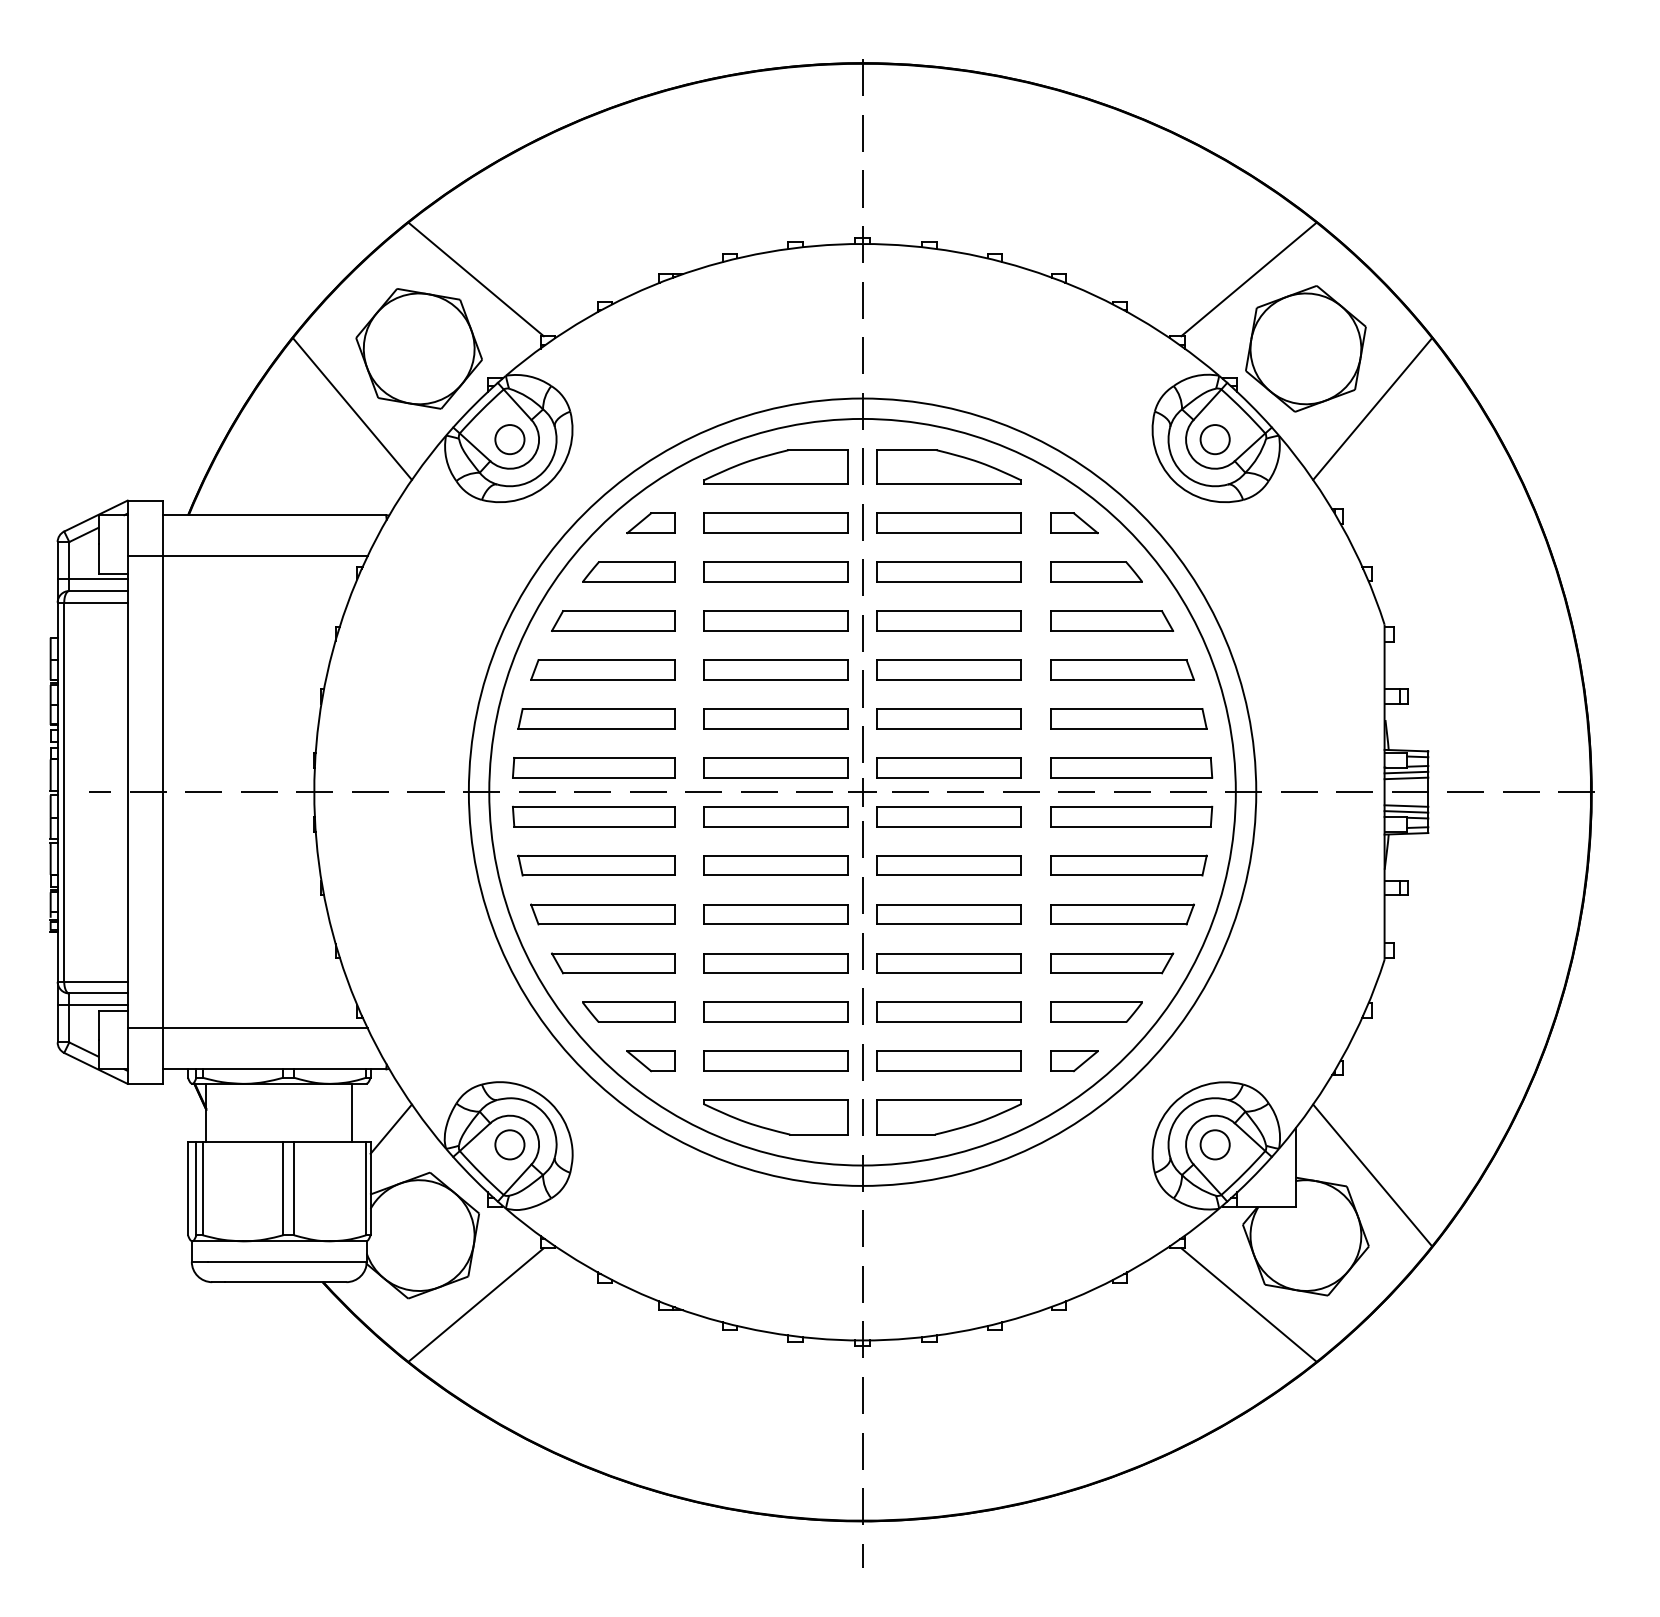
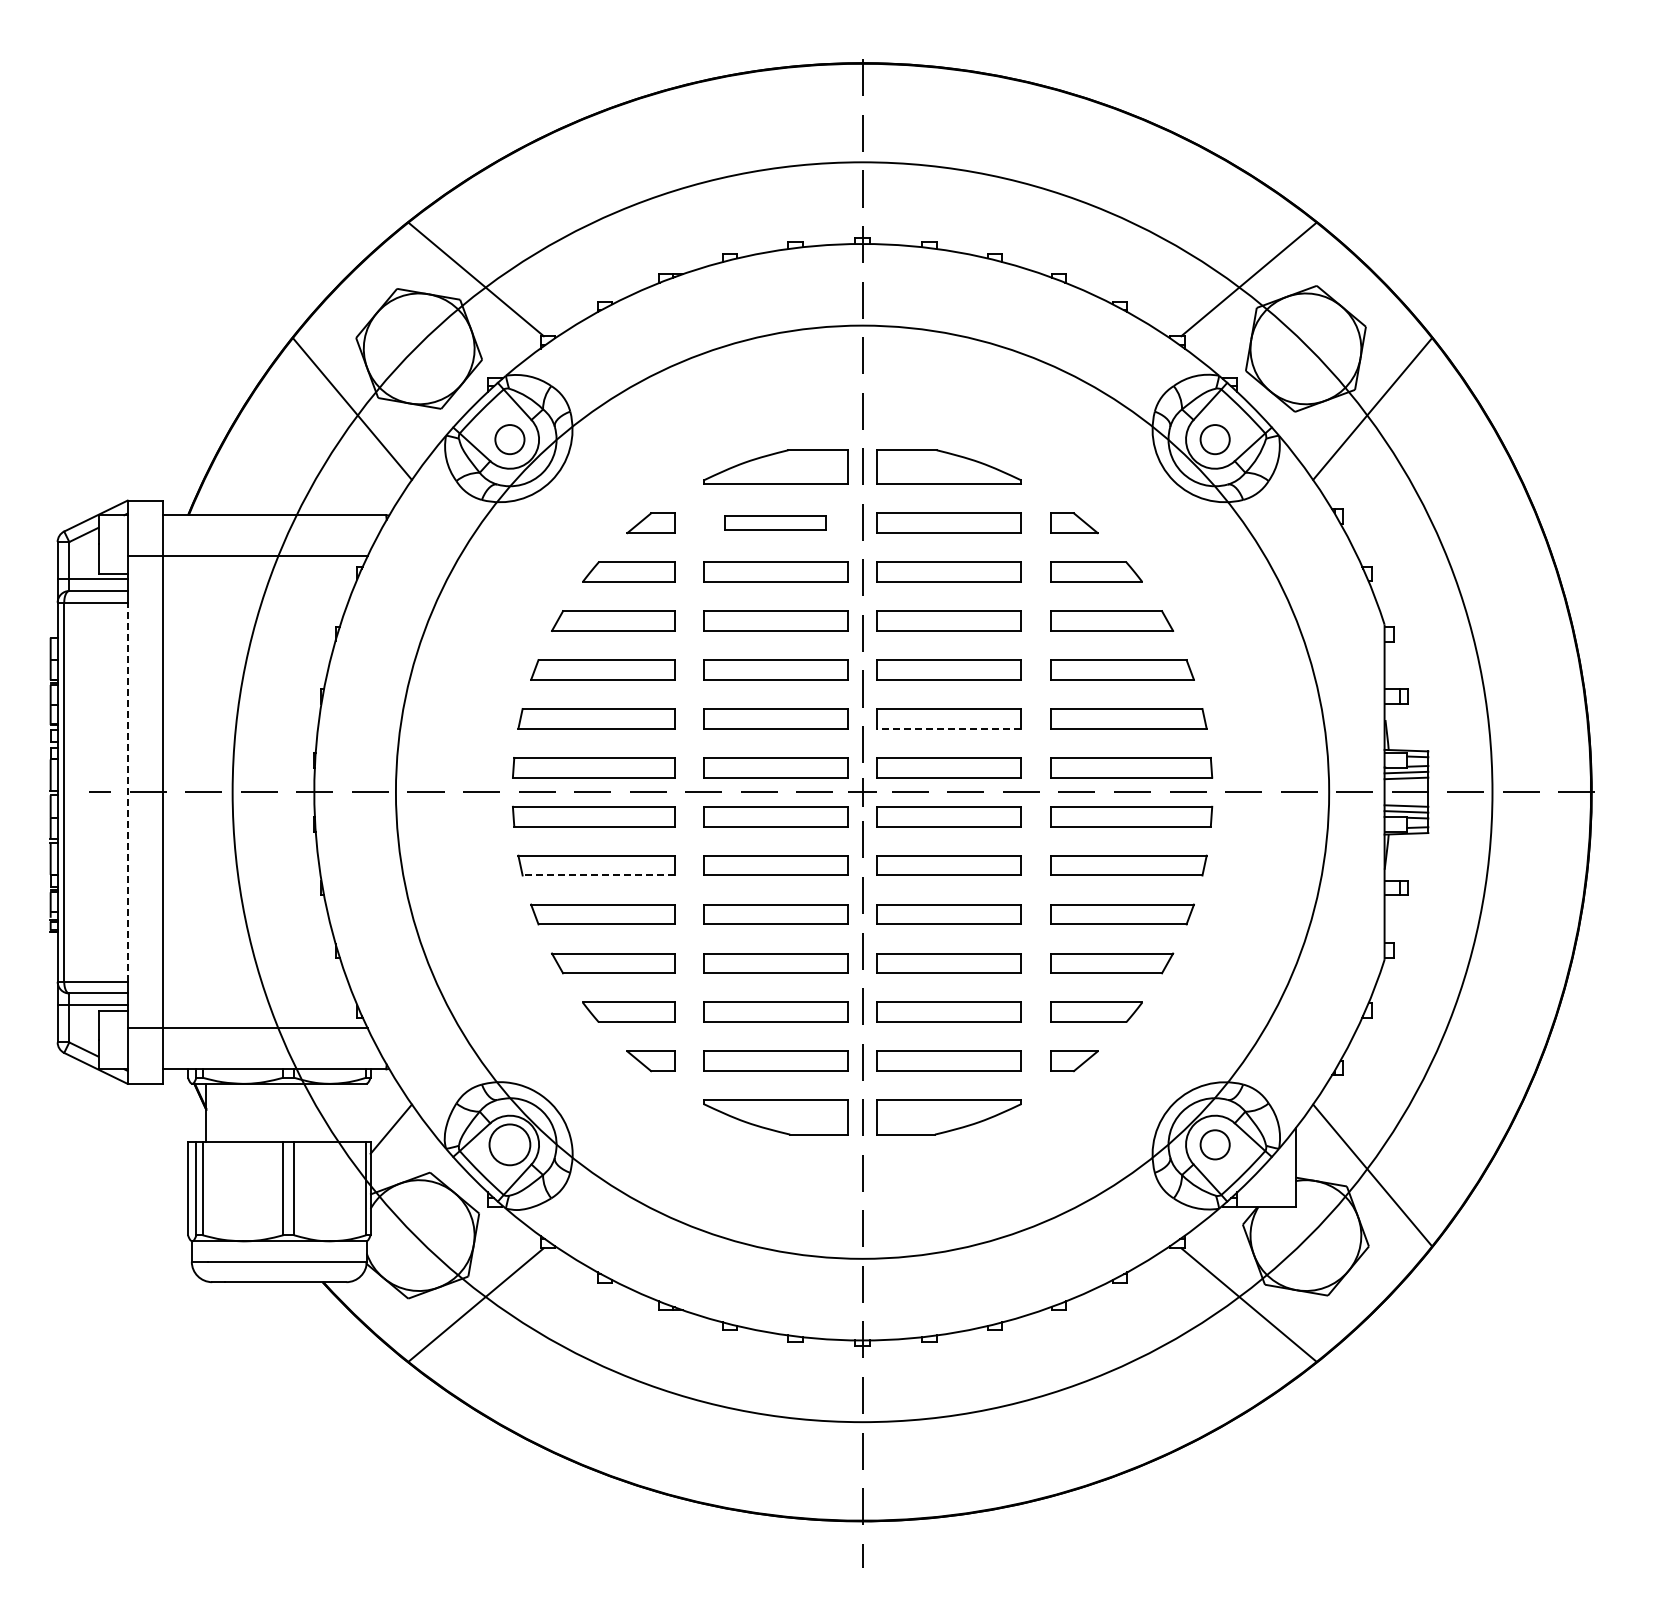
part size: 146x22 px -> 103x16 px (775, 522)
line: solid -> dashed (948, 728)
circle diameter: 747 px -> 933 px (862, 791)
circle diameter: 787 px -> 1260 px (862, 792)
line: solid -> dashed (127, 792)
line: solid -> dashed (598, 875)
line: present -> none (352, 1112)
circle diameter: 29 px -> 41 px (509, 1144)
